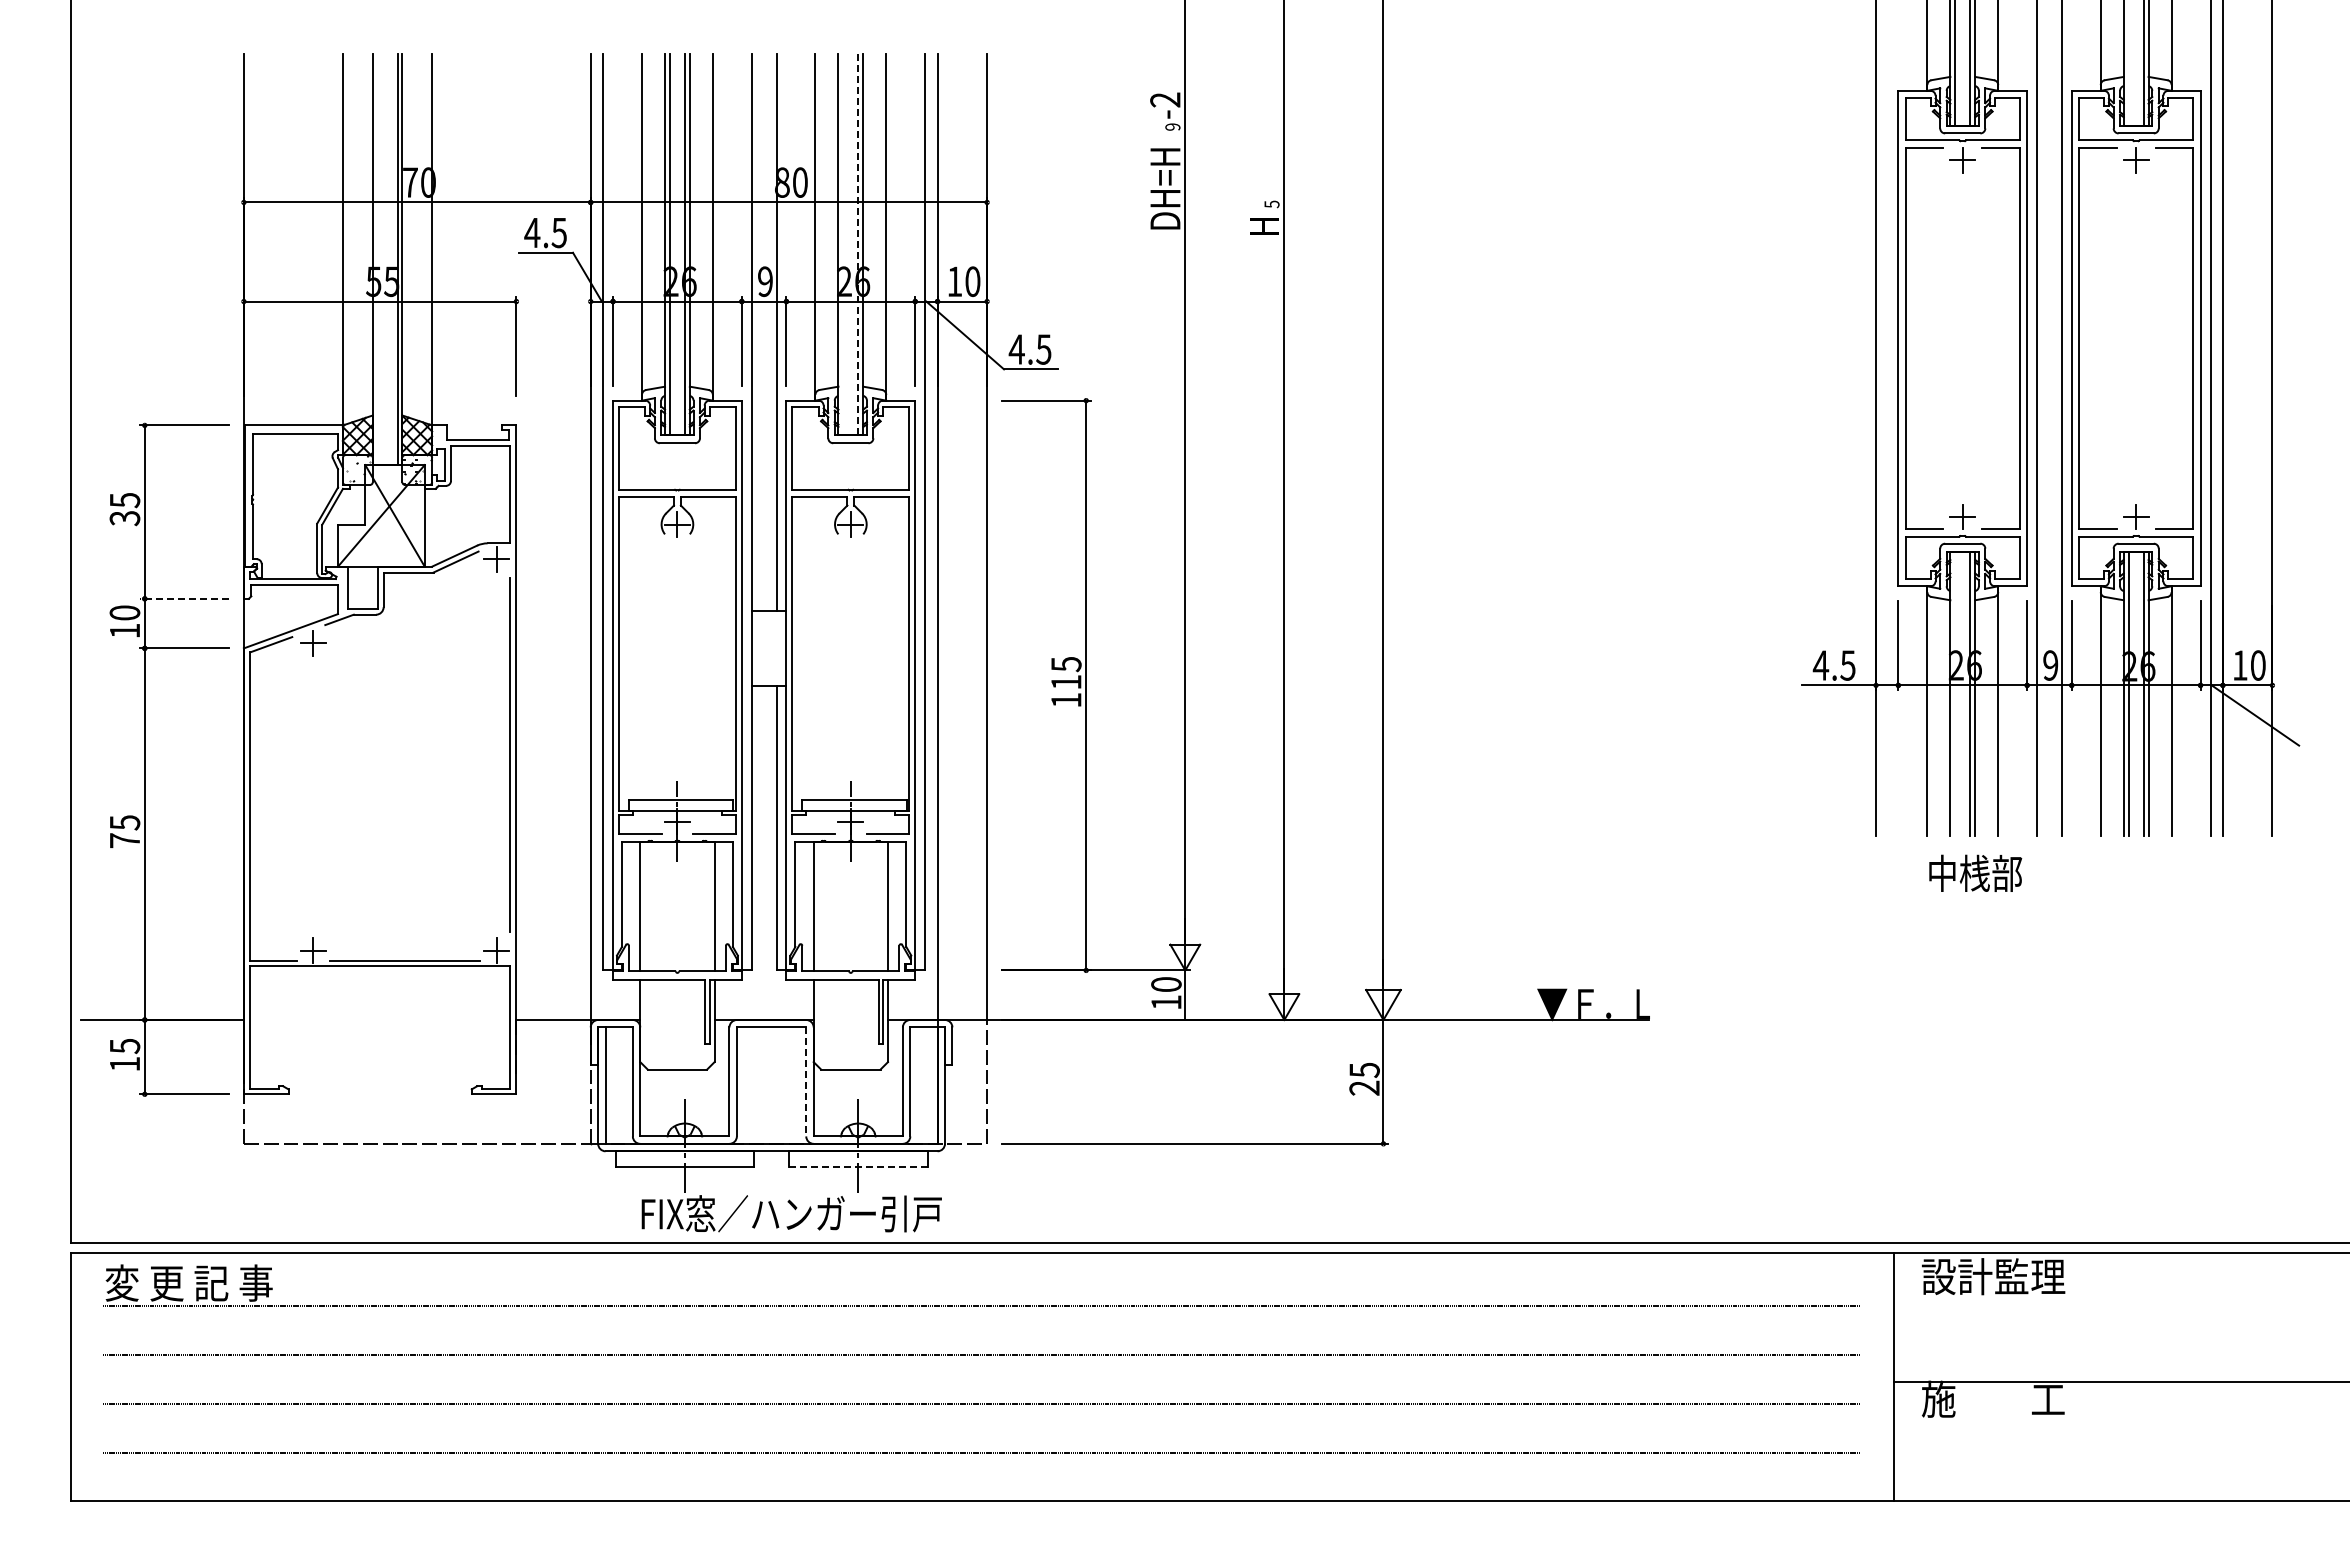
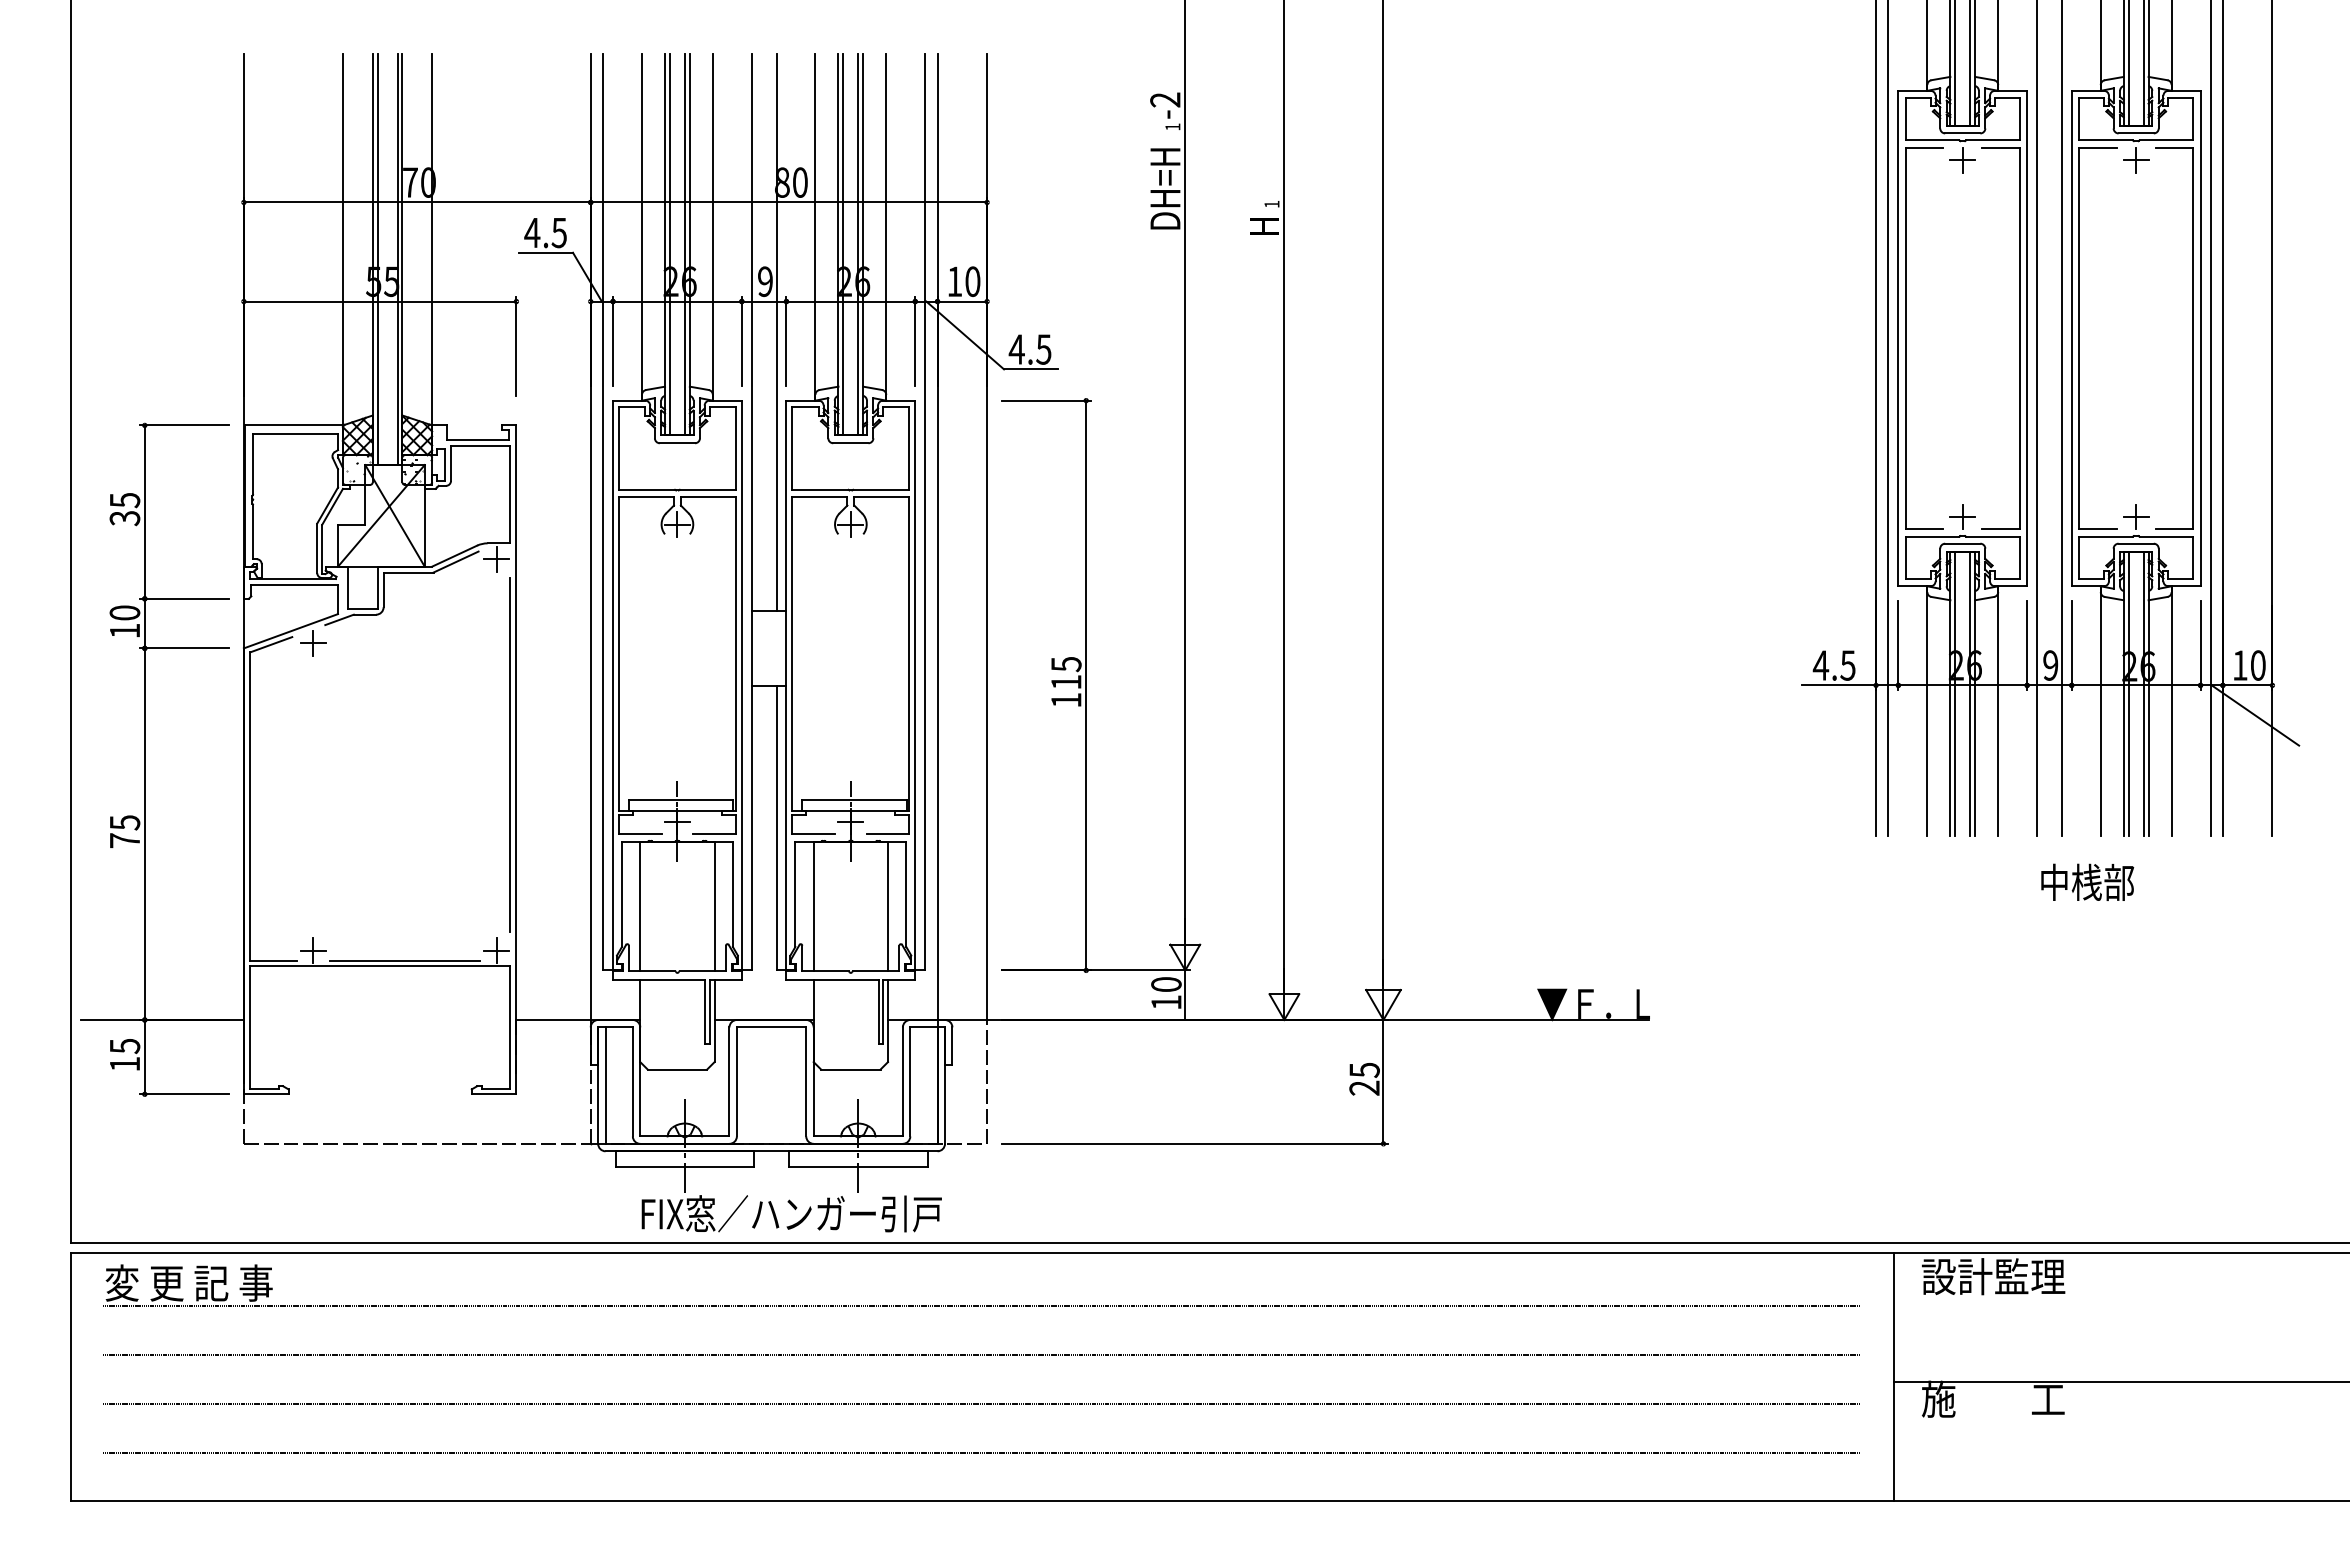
line: none -> present (2128, 63)
text: 9 -> 1 (1172, 126)
text: 5 -> 1 (1271, 204)
line: none -> present (843, 244)
line: dashed -> solid (858, 244)
line: none -> present (377, 259)
line: none -> present (1888, 418)
line: dashed -> solid (184, 598)
line: none -> present (1955, 693)
text position: (1975, 872) -> (2087, 881) (2087, 881)
line: dashed -> solid (806, 1081)
line: dashed -> solid (858, 1167)
